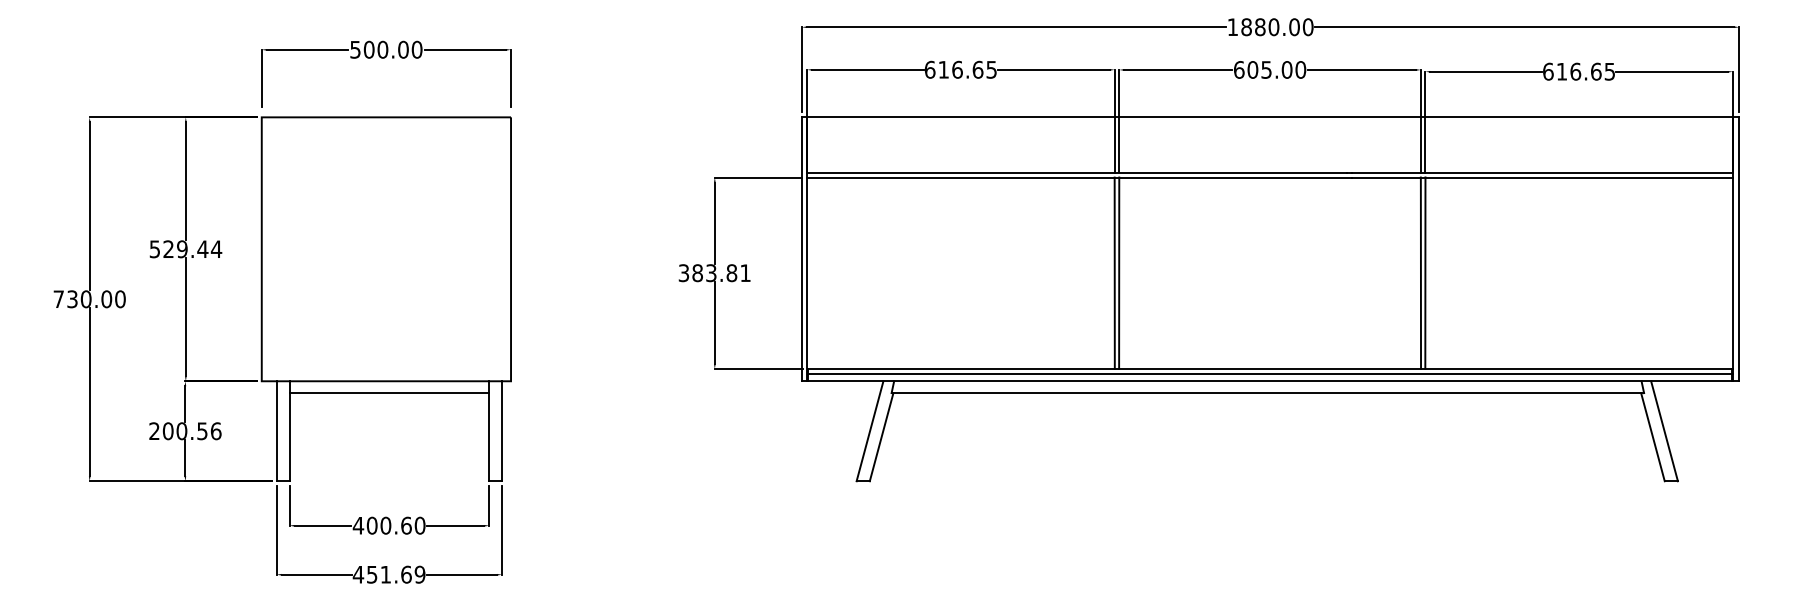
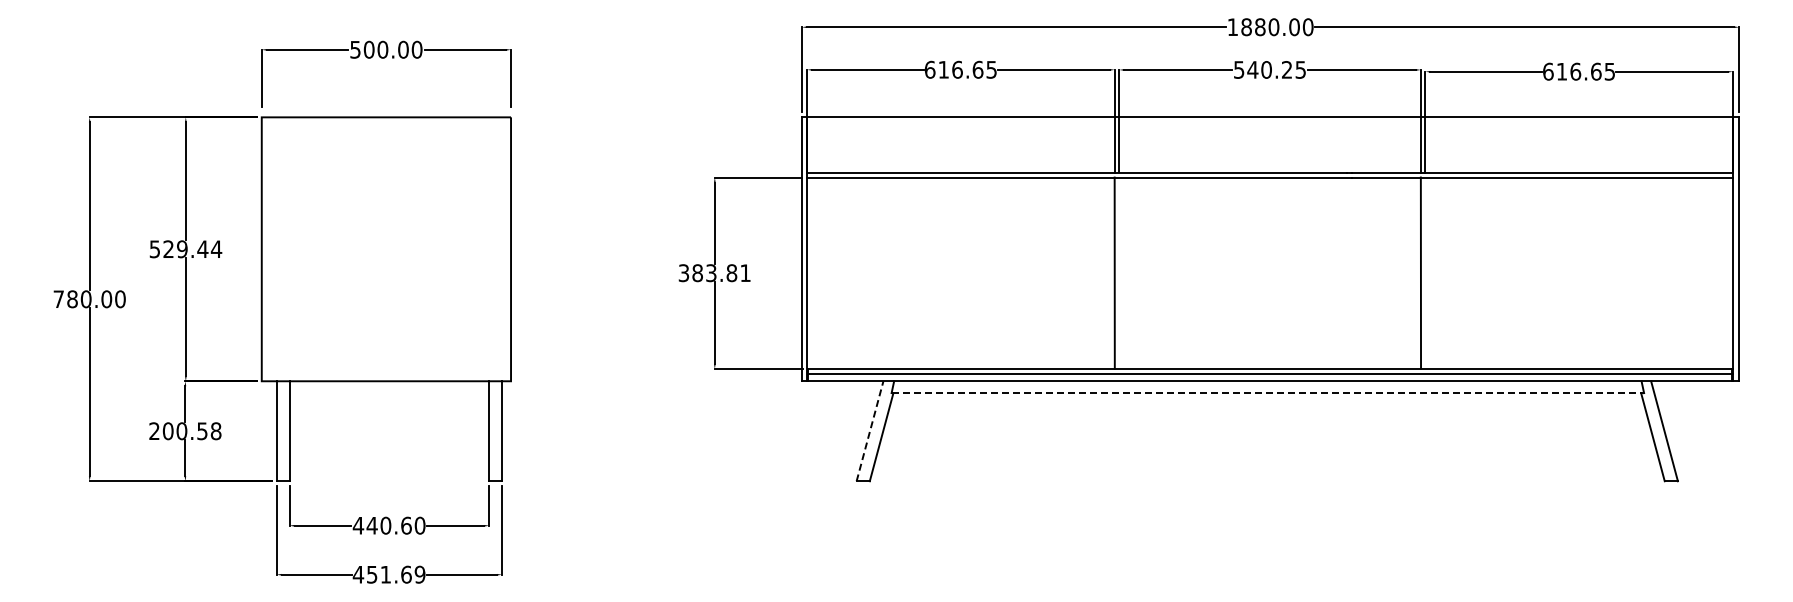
text: 605.00 -> 540.25 (1270, 69)
line: present -> none (1119, 272)
line: present -> none (1425, 272)
text: 730.00 -> 780.00 (72, 299)
line: present -> none (389, 393)
line: solid -> dashed (1268, 393)
text: 200.56 -> 200.58 (215, 430)
line: solid -> dashed (870, 431)
text: 400.60 -> 440.60 (371, 525)
